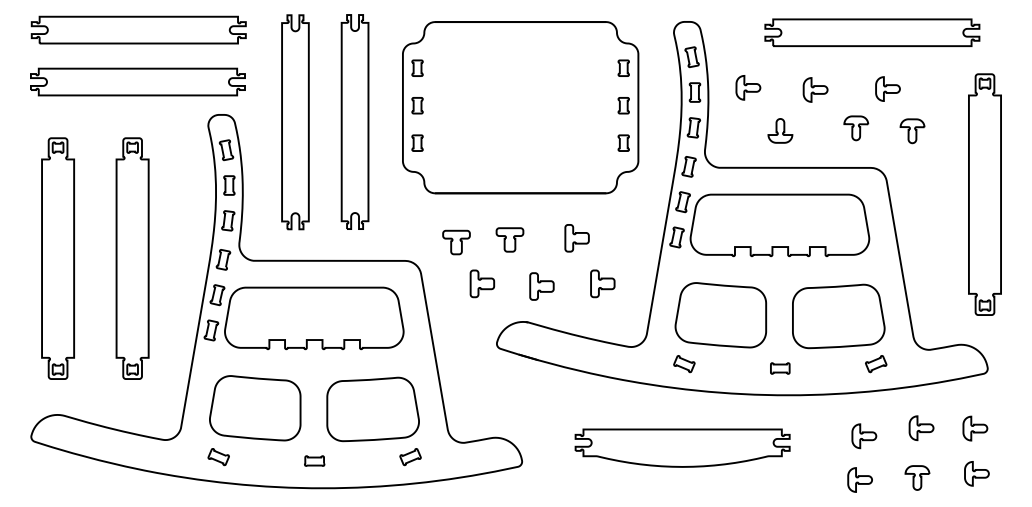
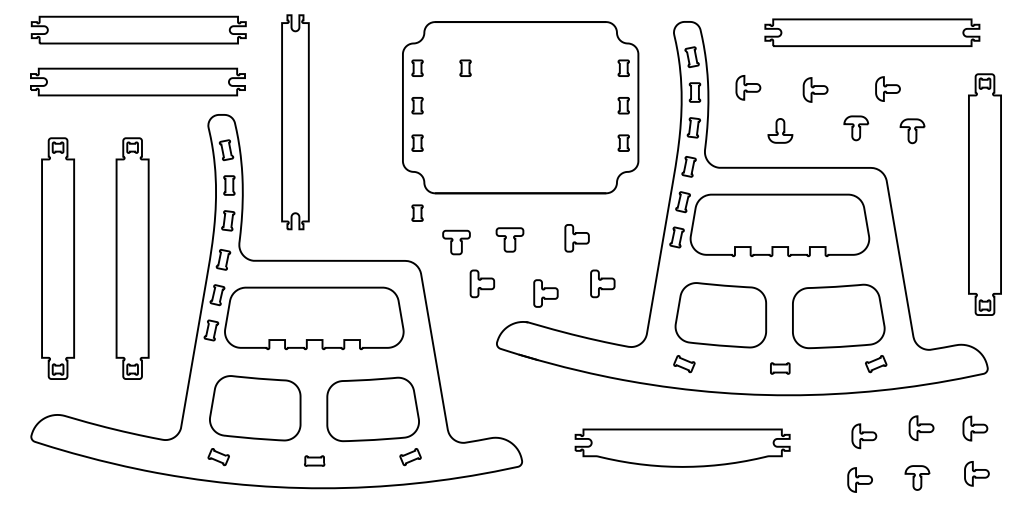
part: none -> present (465, 67)
part: present -> none (354, 121)
part: none -> present (417, 212)
part position: (541, 286) -> (545, 293) (545, 293)
